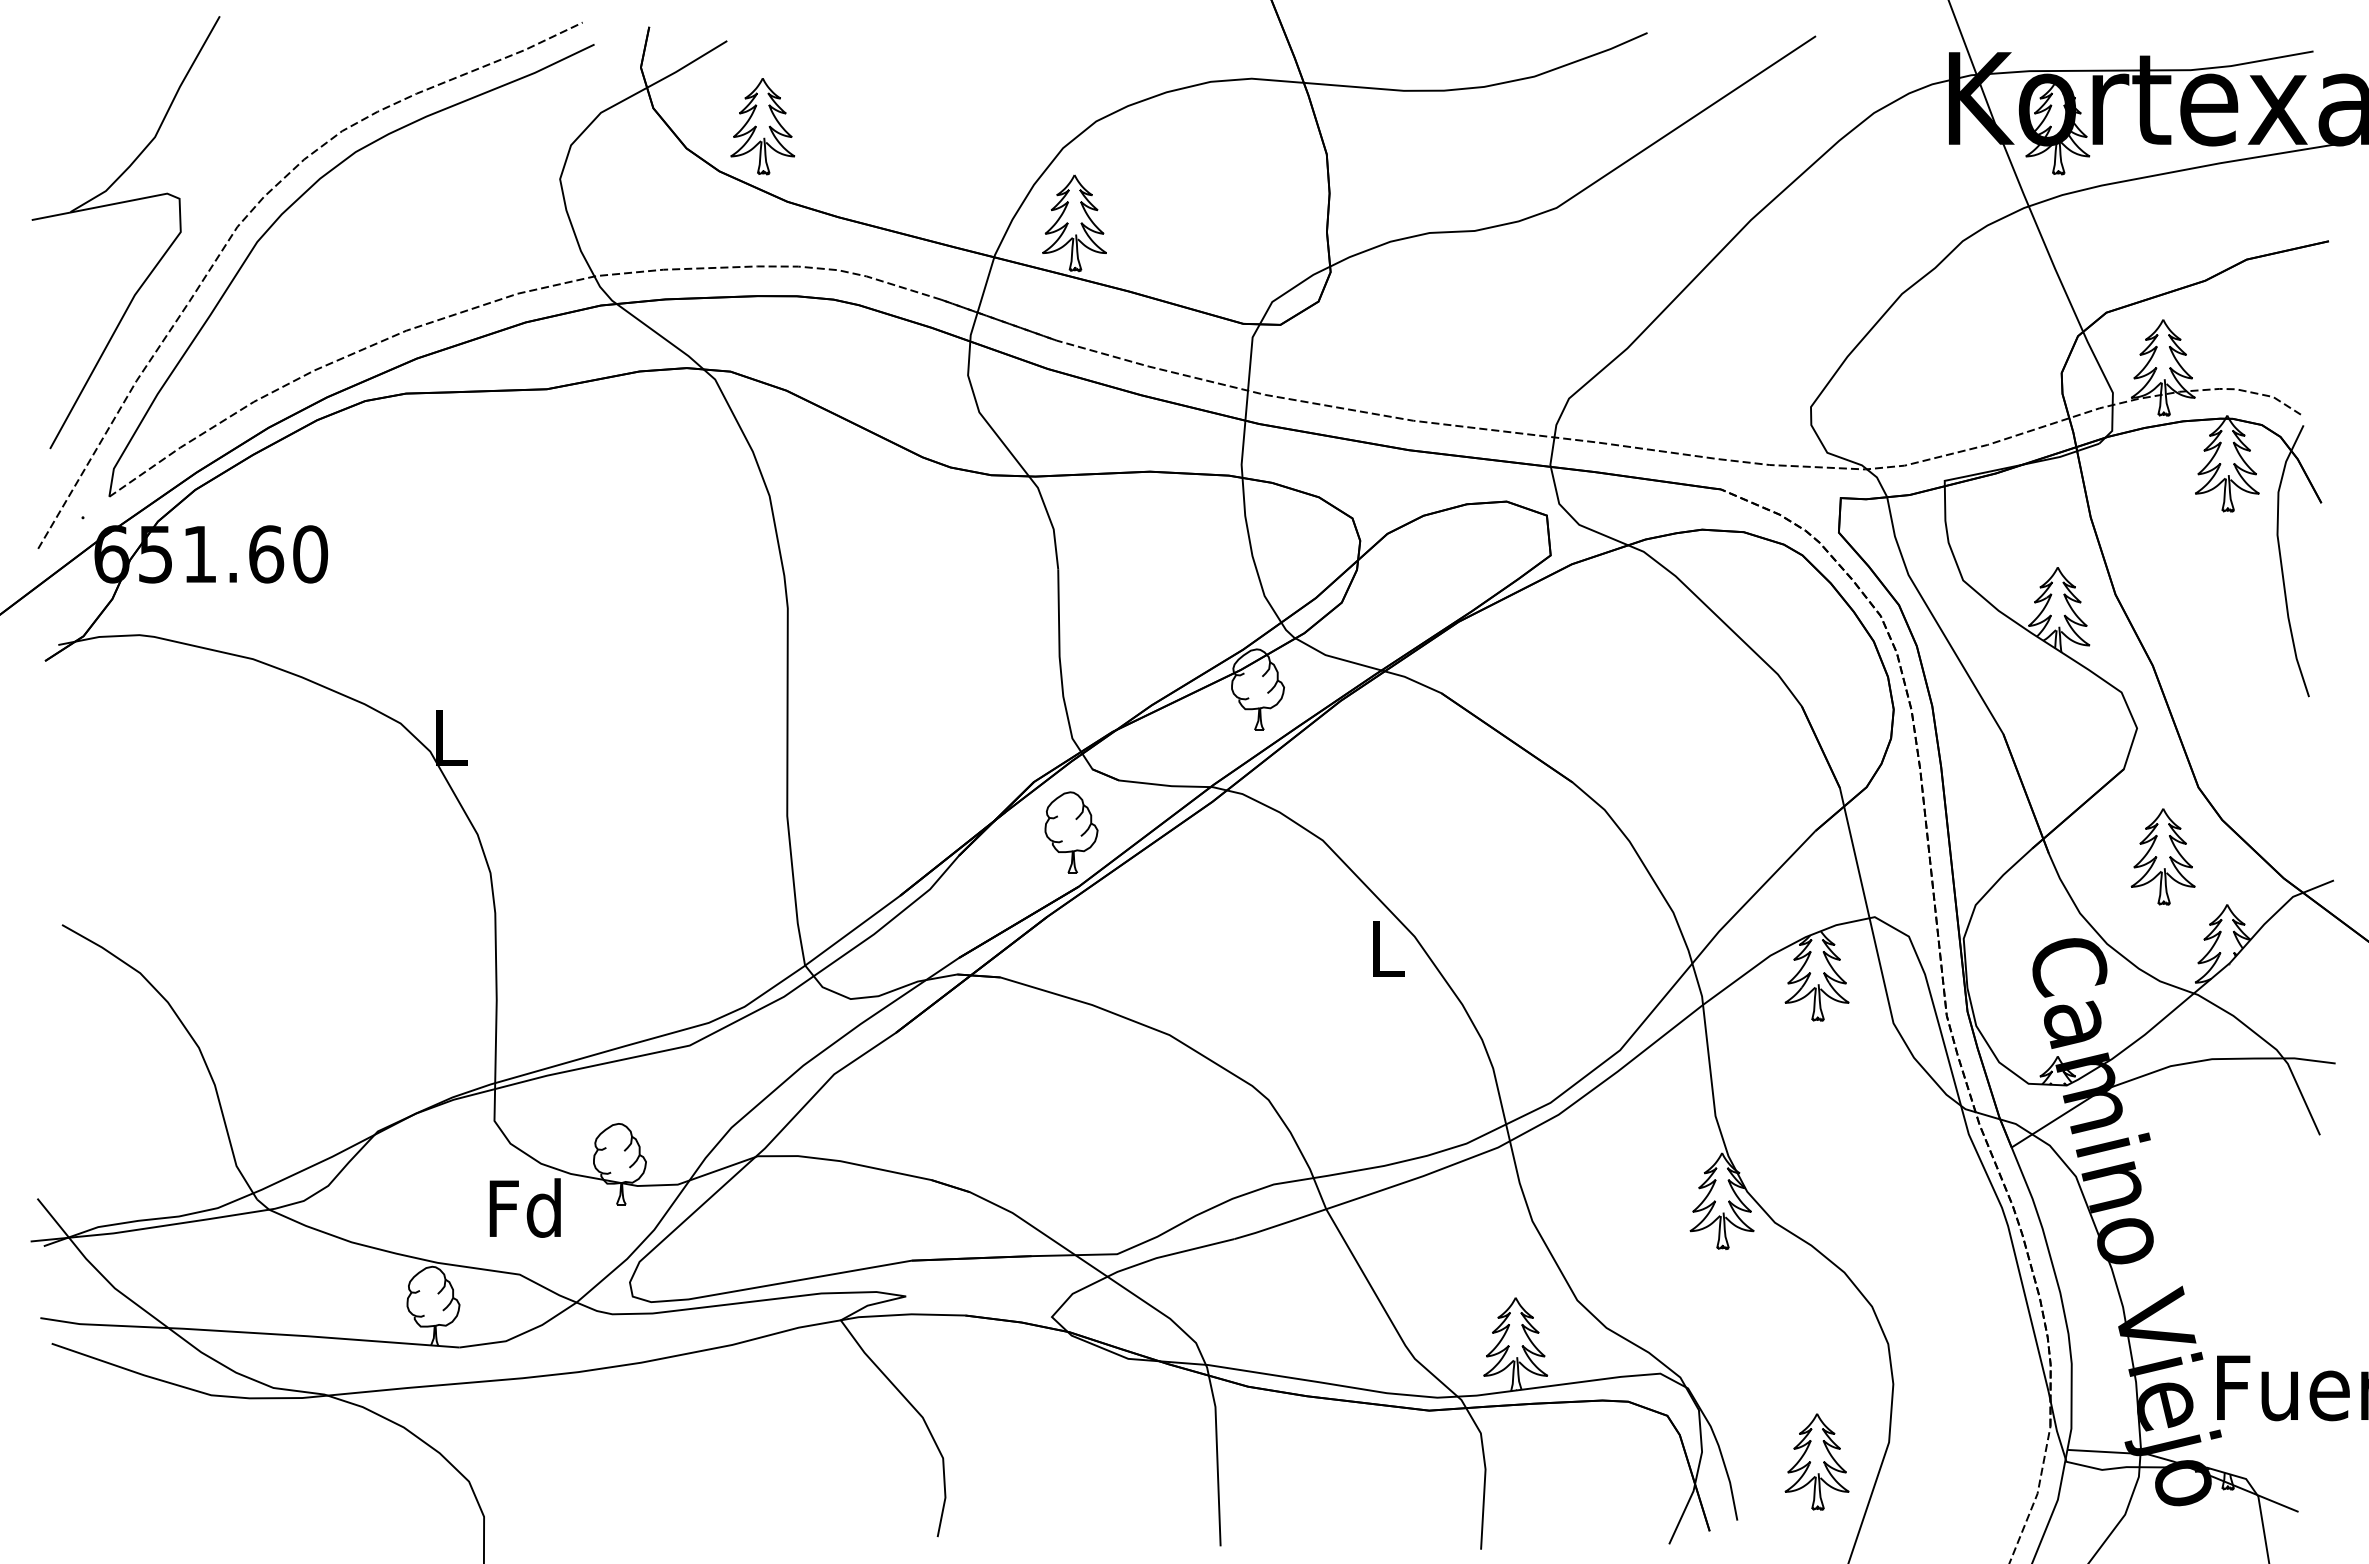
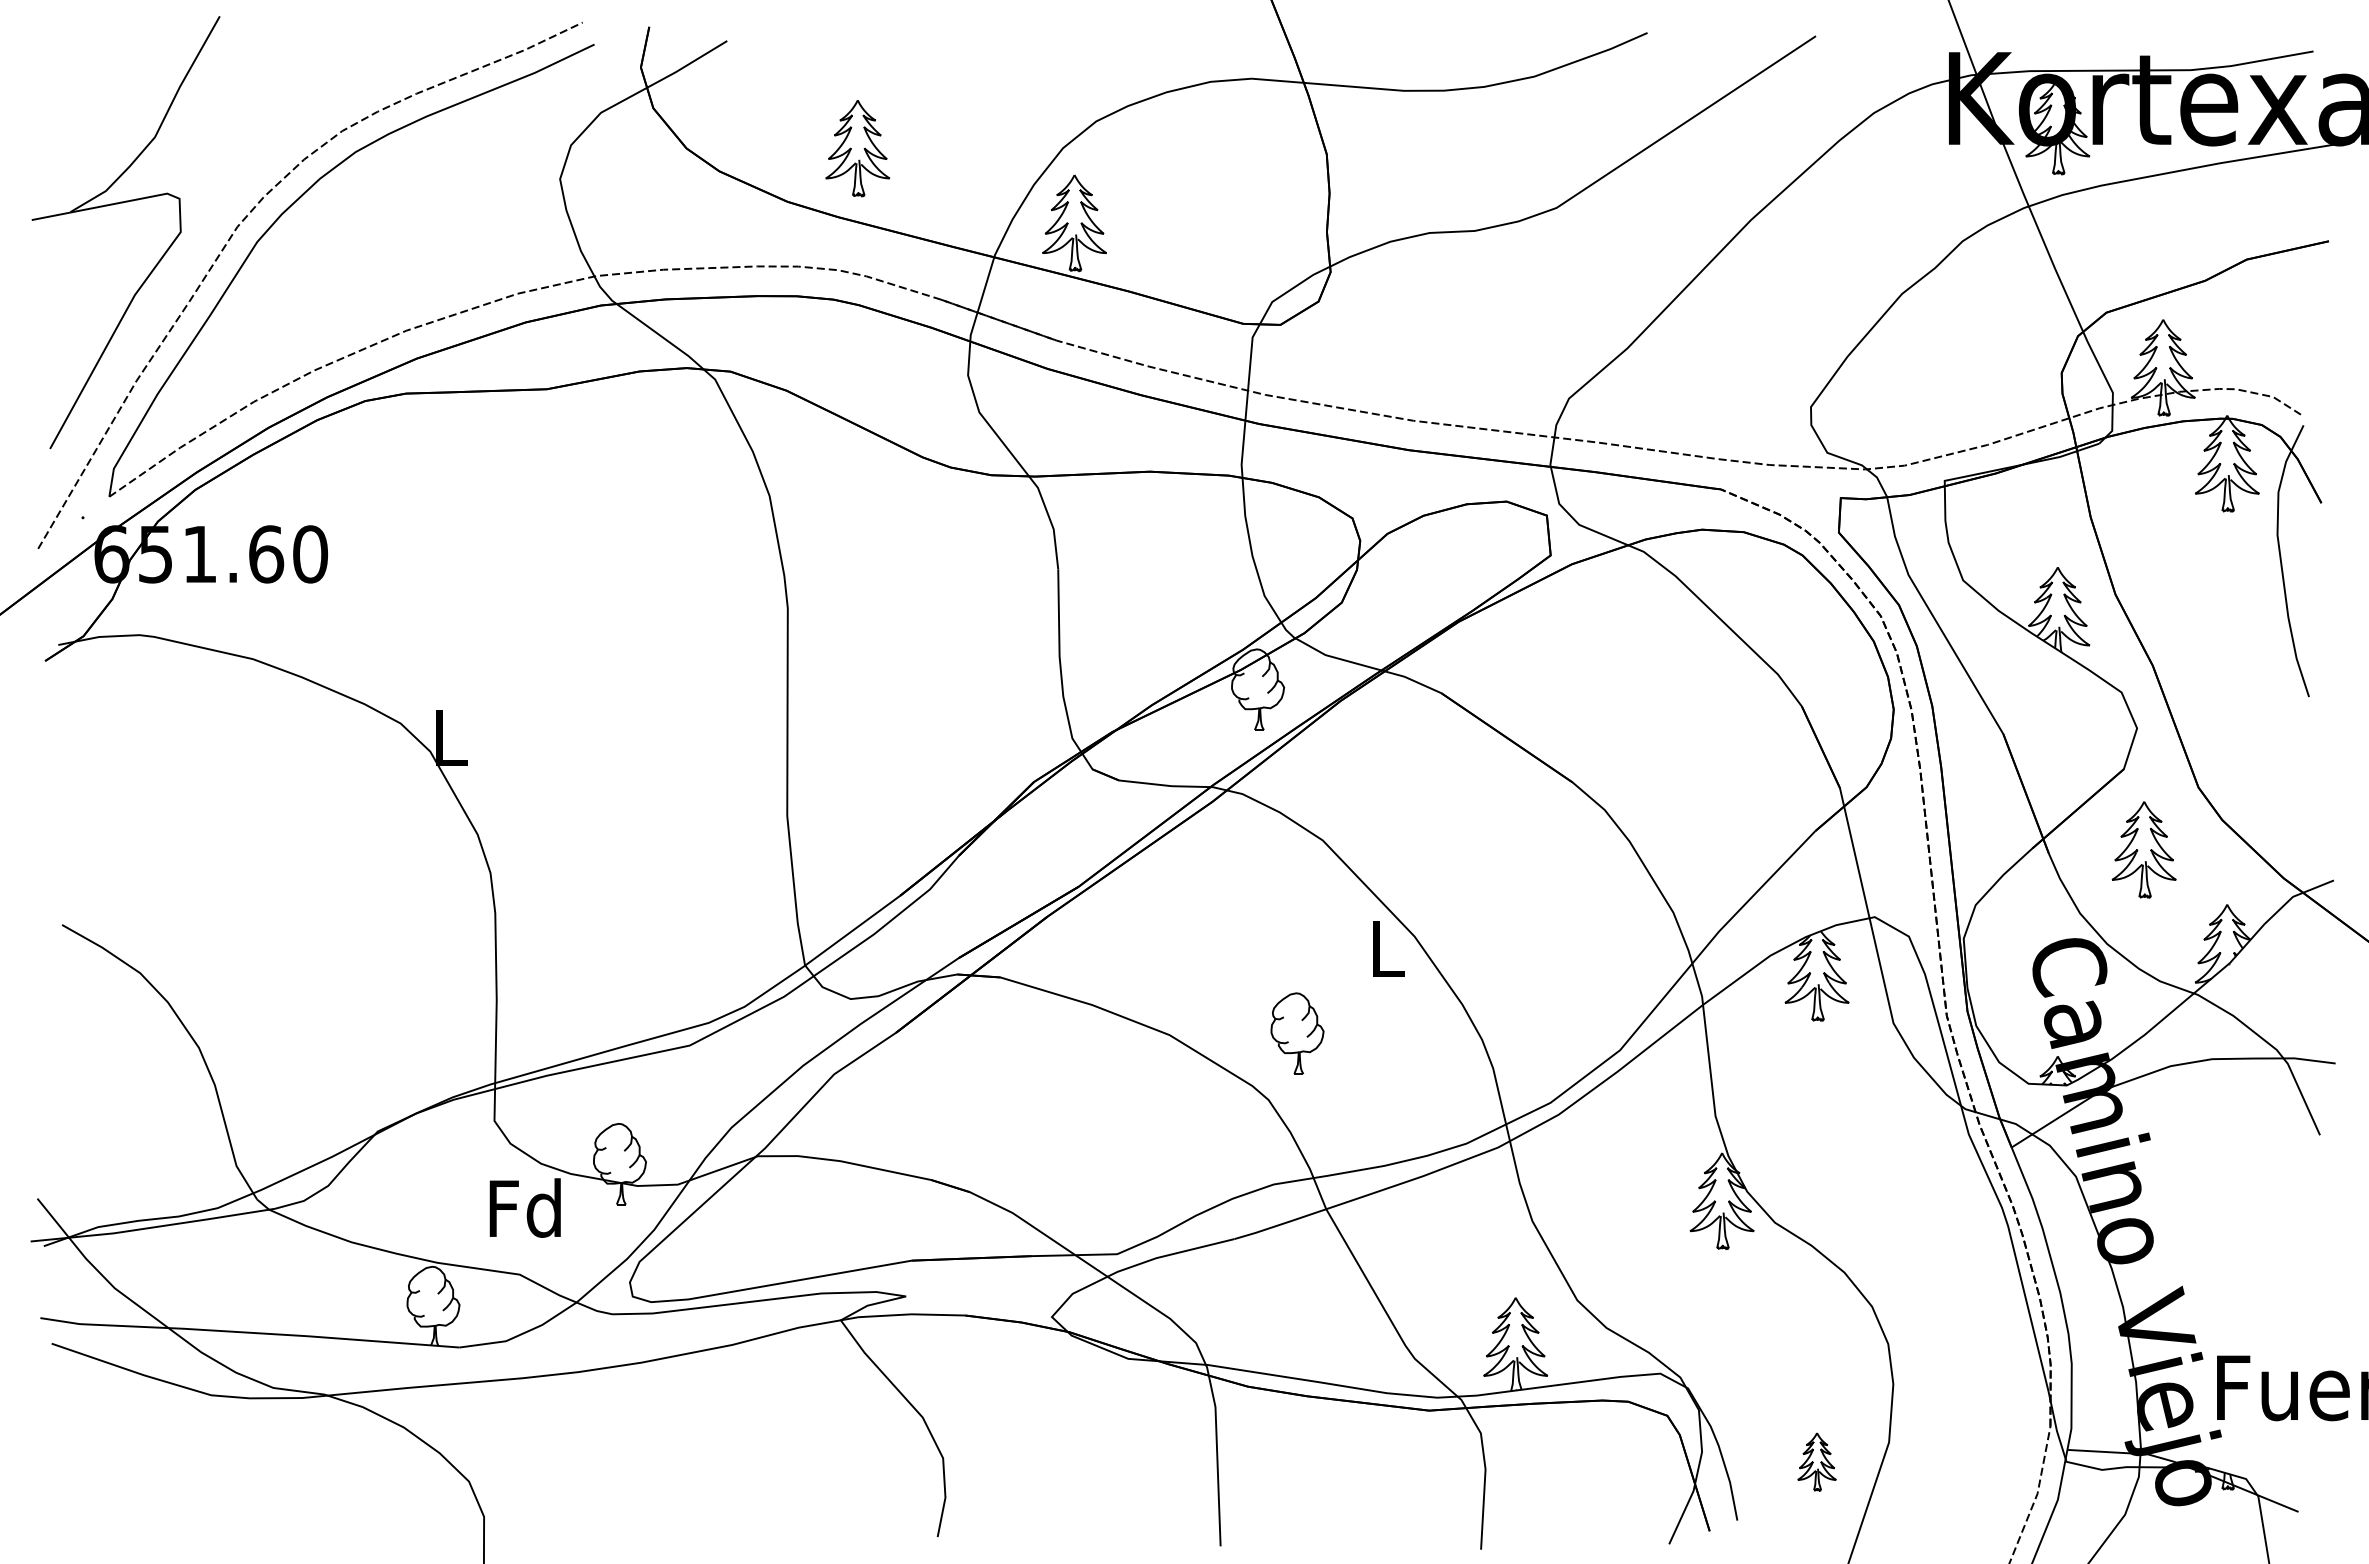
part position: (762, 126) -> (857, 148) (857, 148)
part position: (1071, 832) -> (1297, 1033) (1297, 1033)
part position: (2162, 856) -> (2143, 849) (2143, 849)
part size: 66x98 px -> 40x60 px (1816, 1461)
